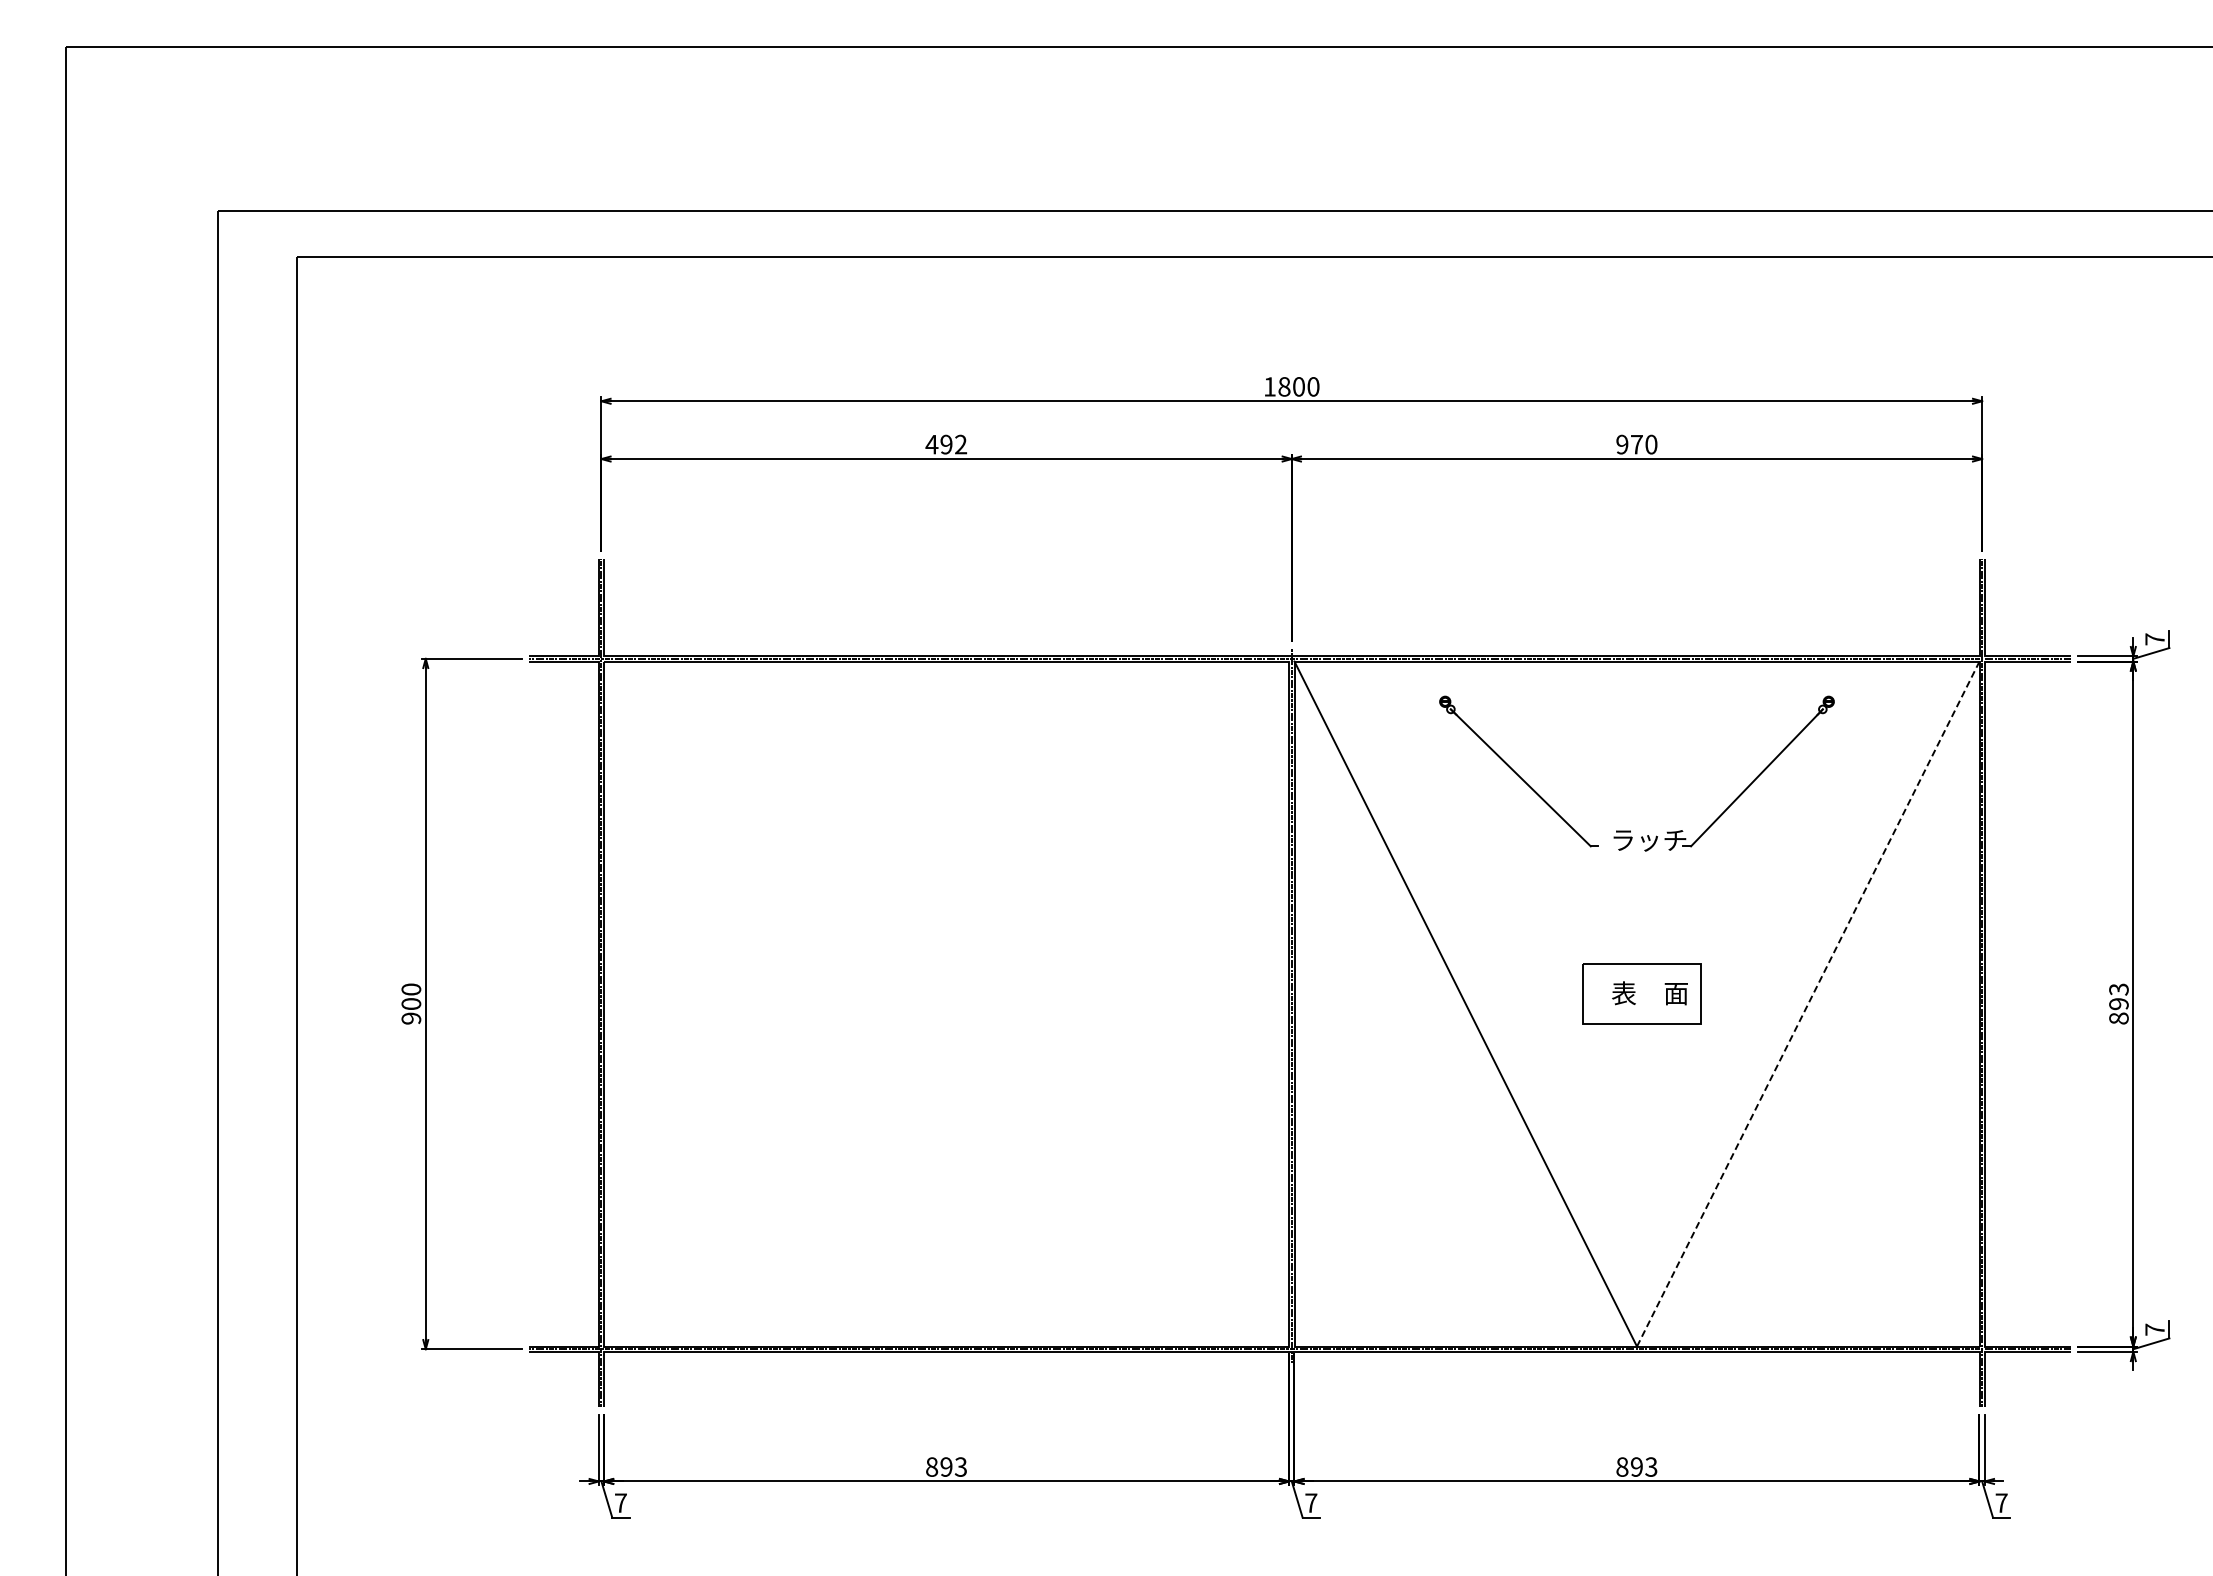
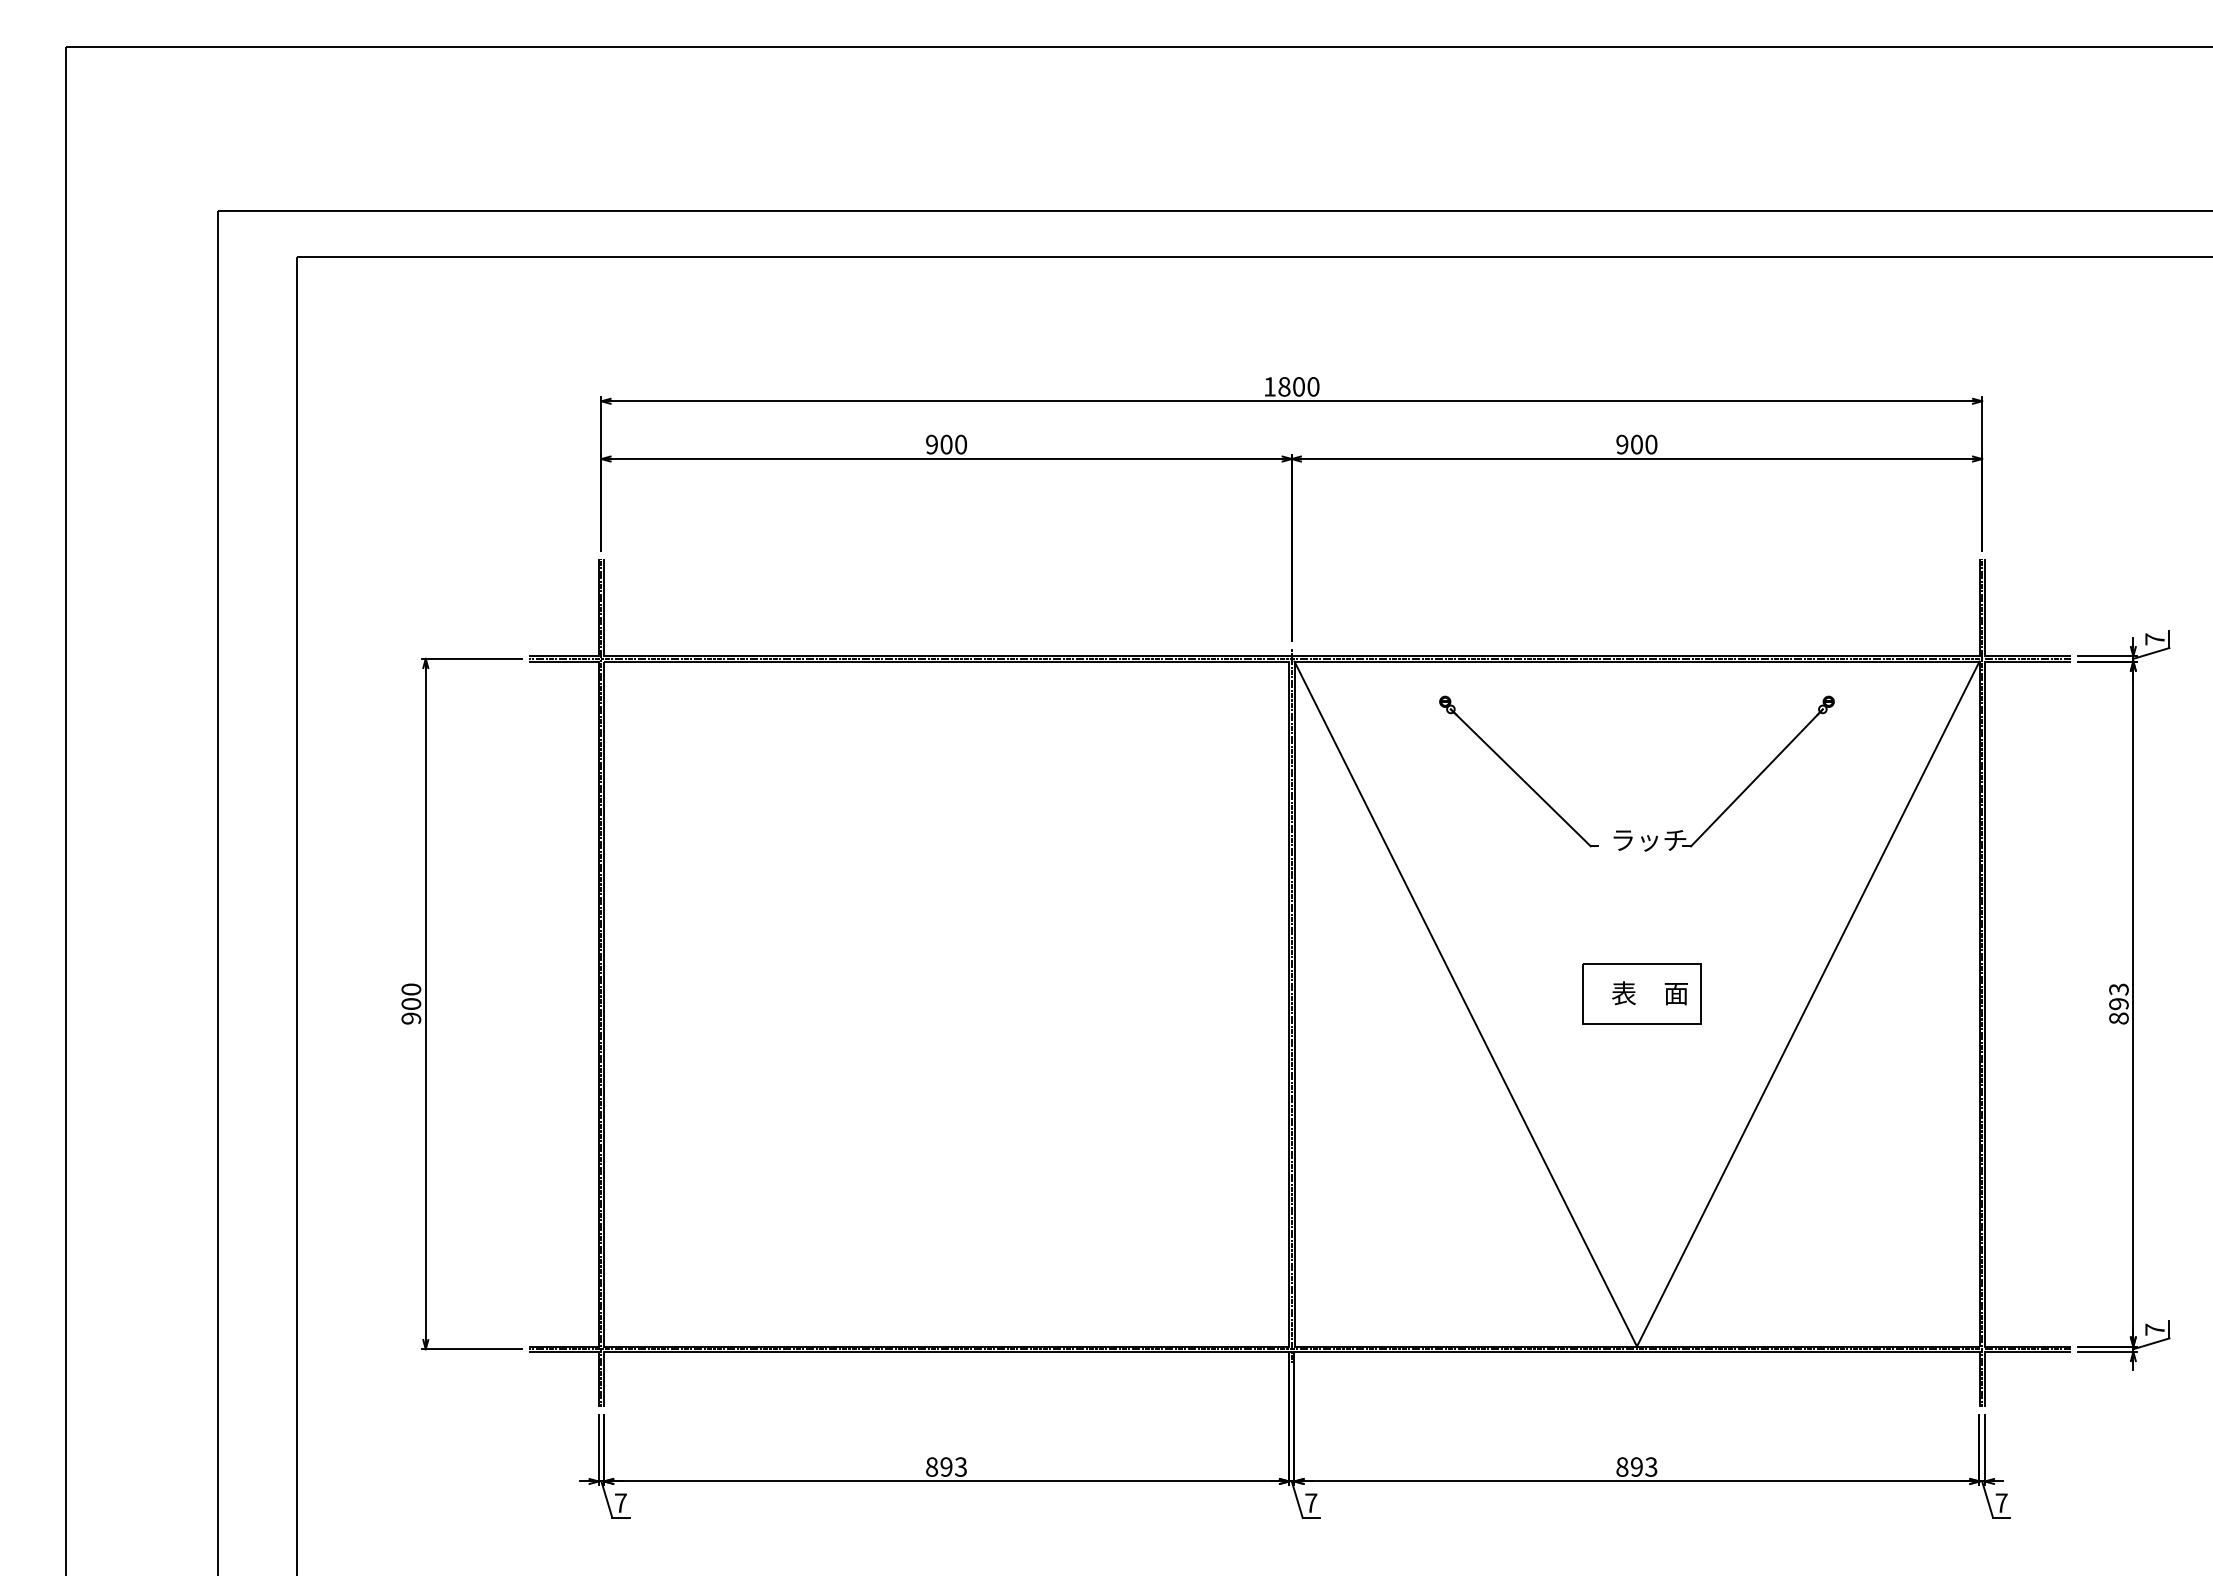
text: 492 -> 900 (946, 444)
text: 970 -> 900 (1636, 444)
line: dashed -> solid (1808, 1004)
